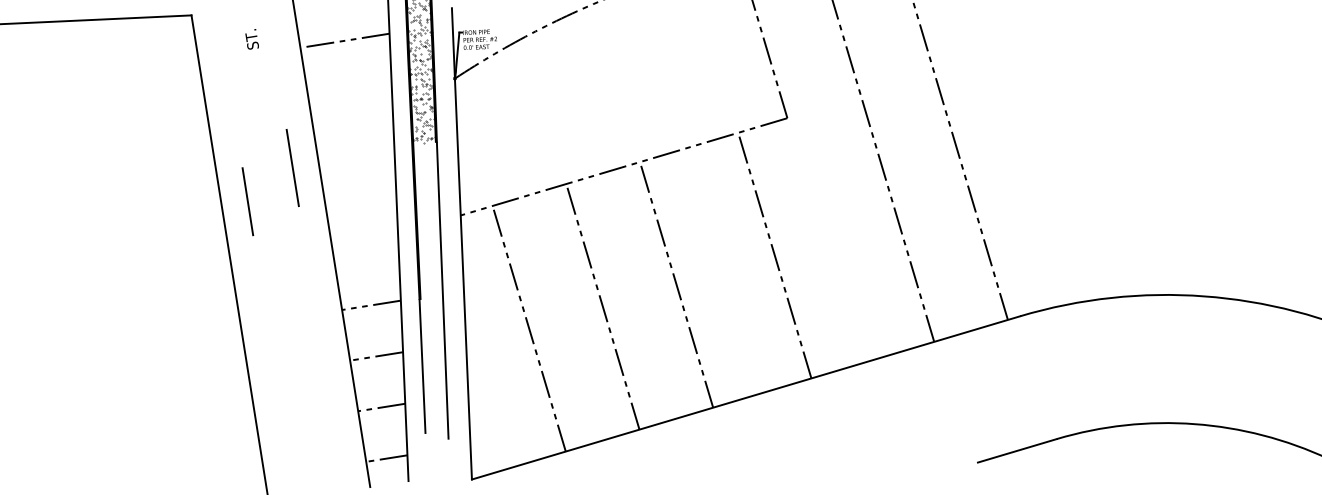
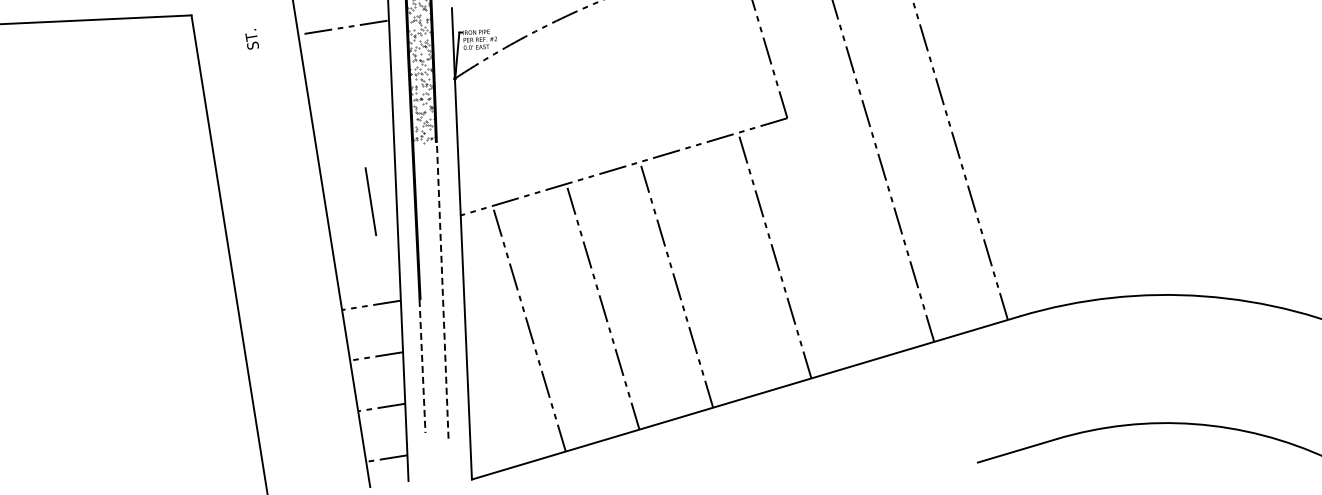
line position: (344, 40) -> (342, 27) (342, 27)
line: present -> none (292, 167)
line position: (247, 201) -> (370, 201) (370, 201)
line: solid -> dashed (442, 290)
line: solid -> dashed (422, 366)
